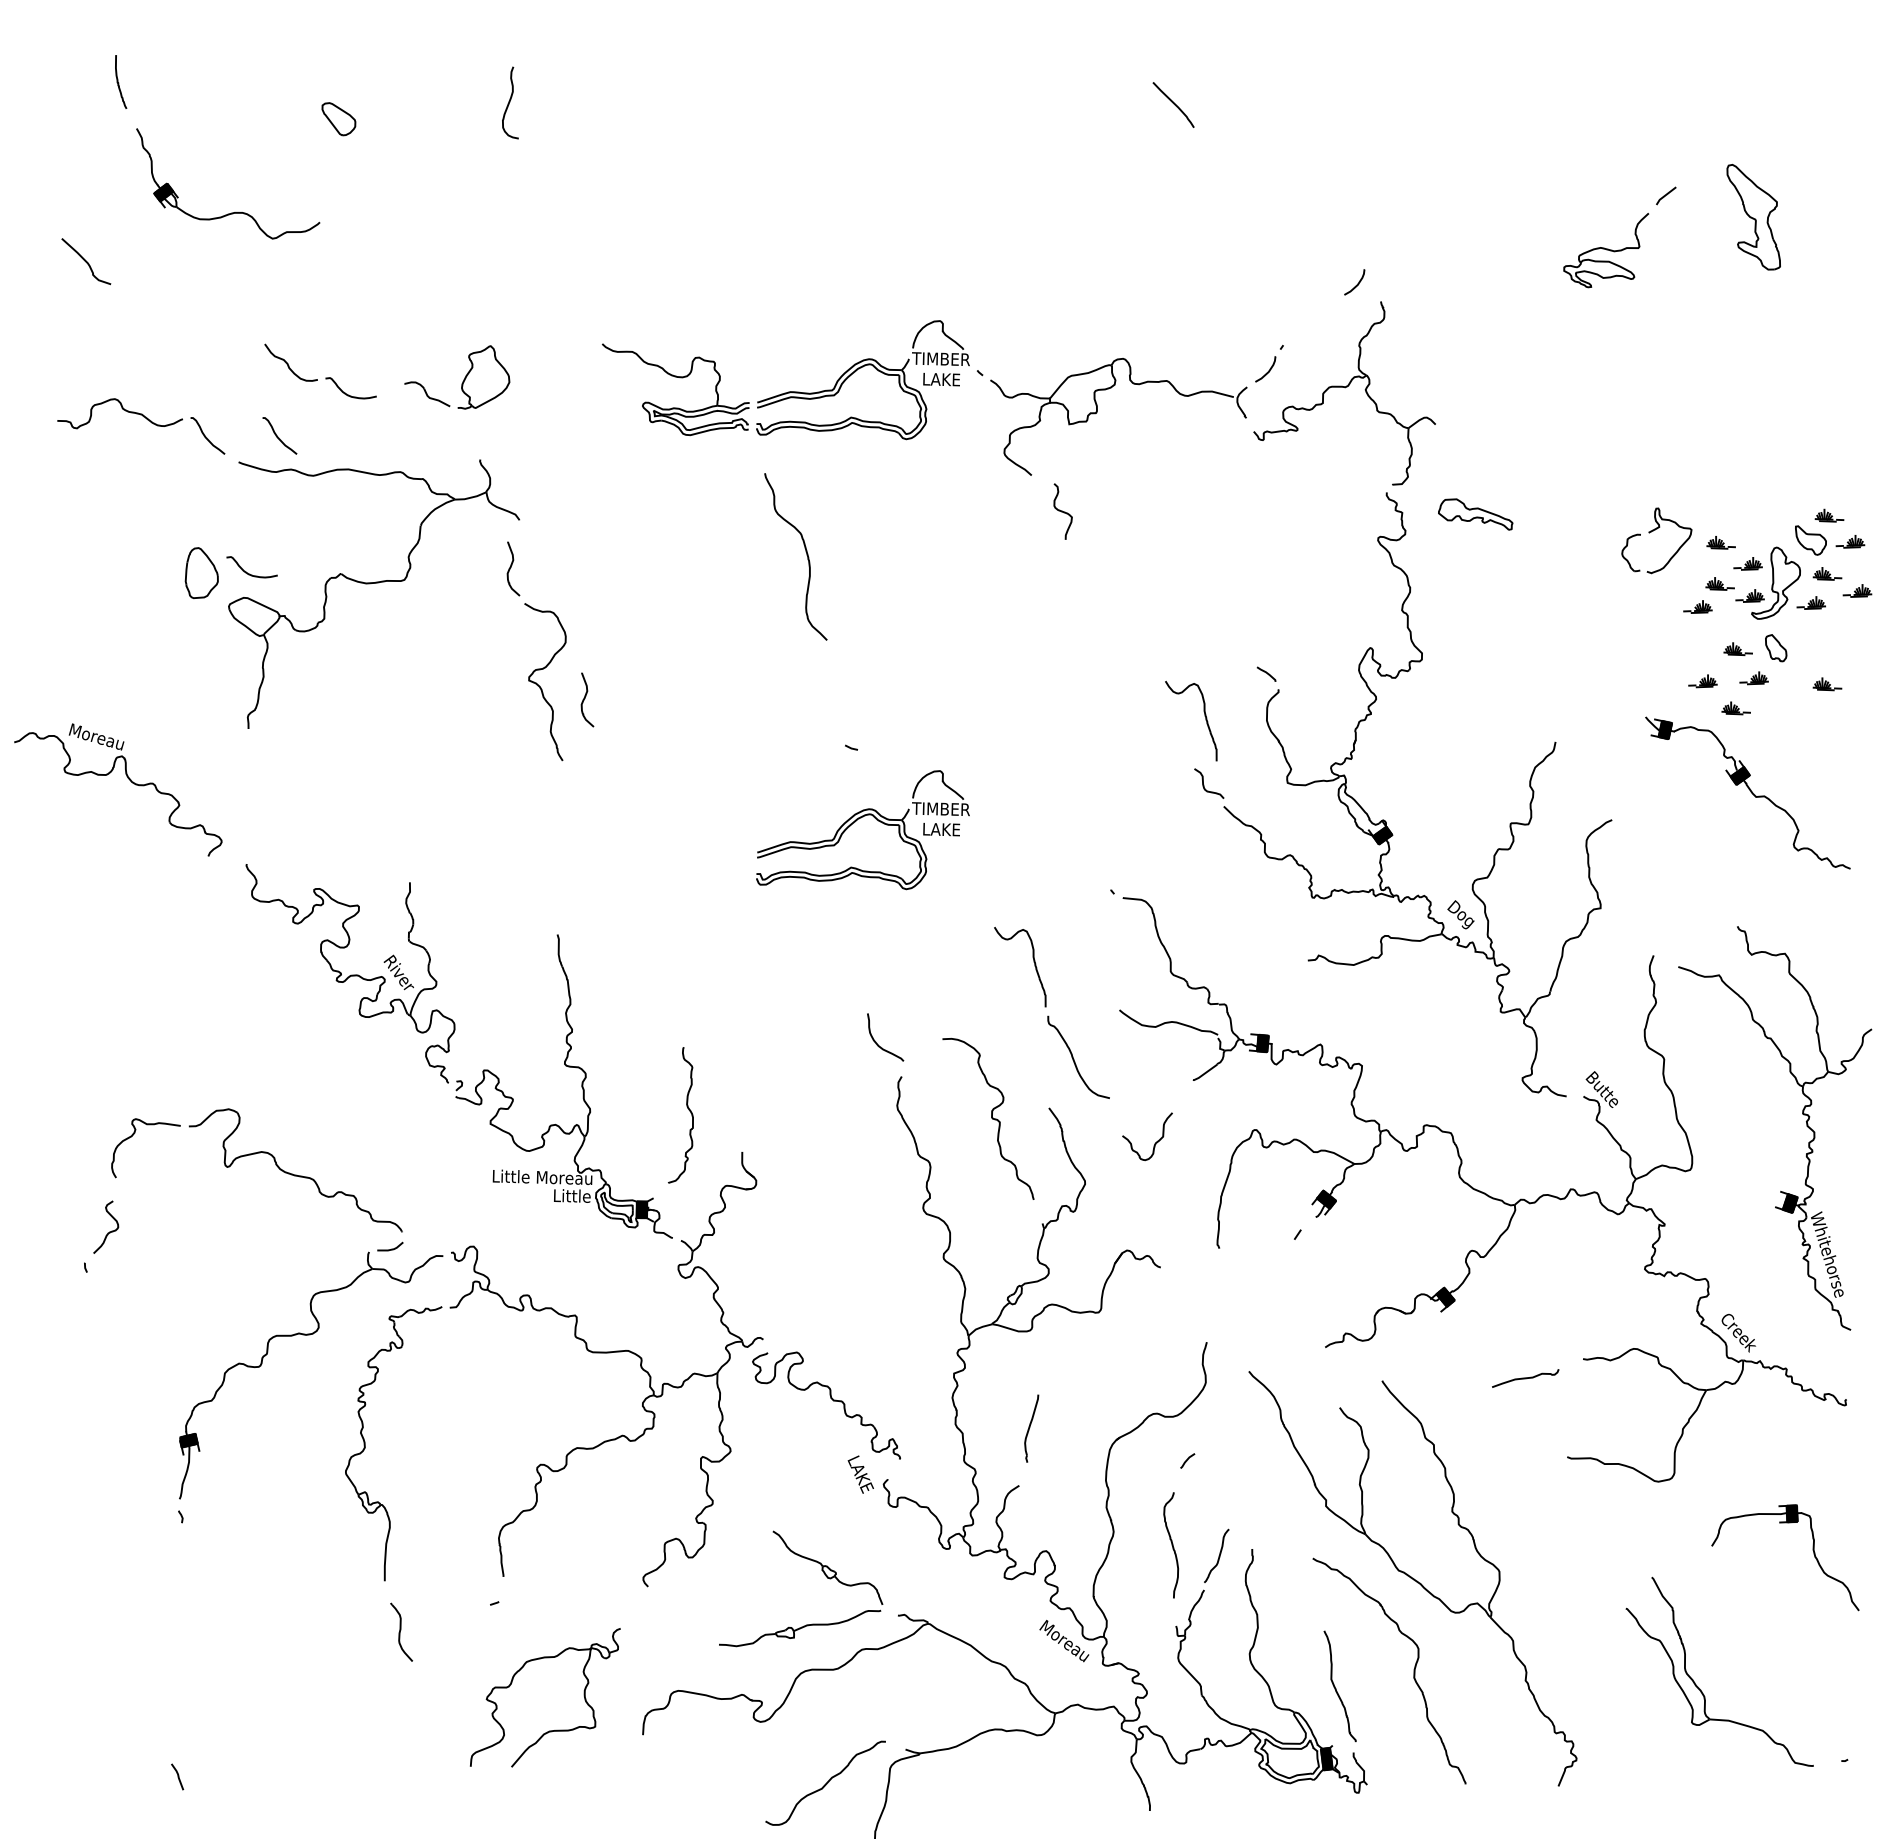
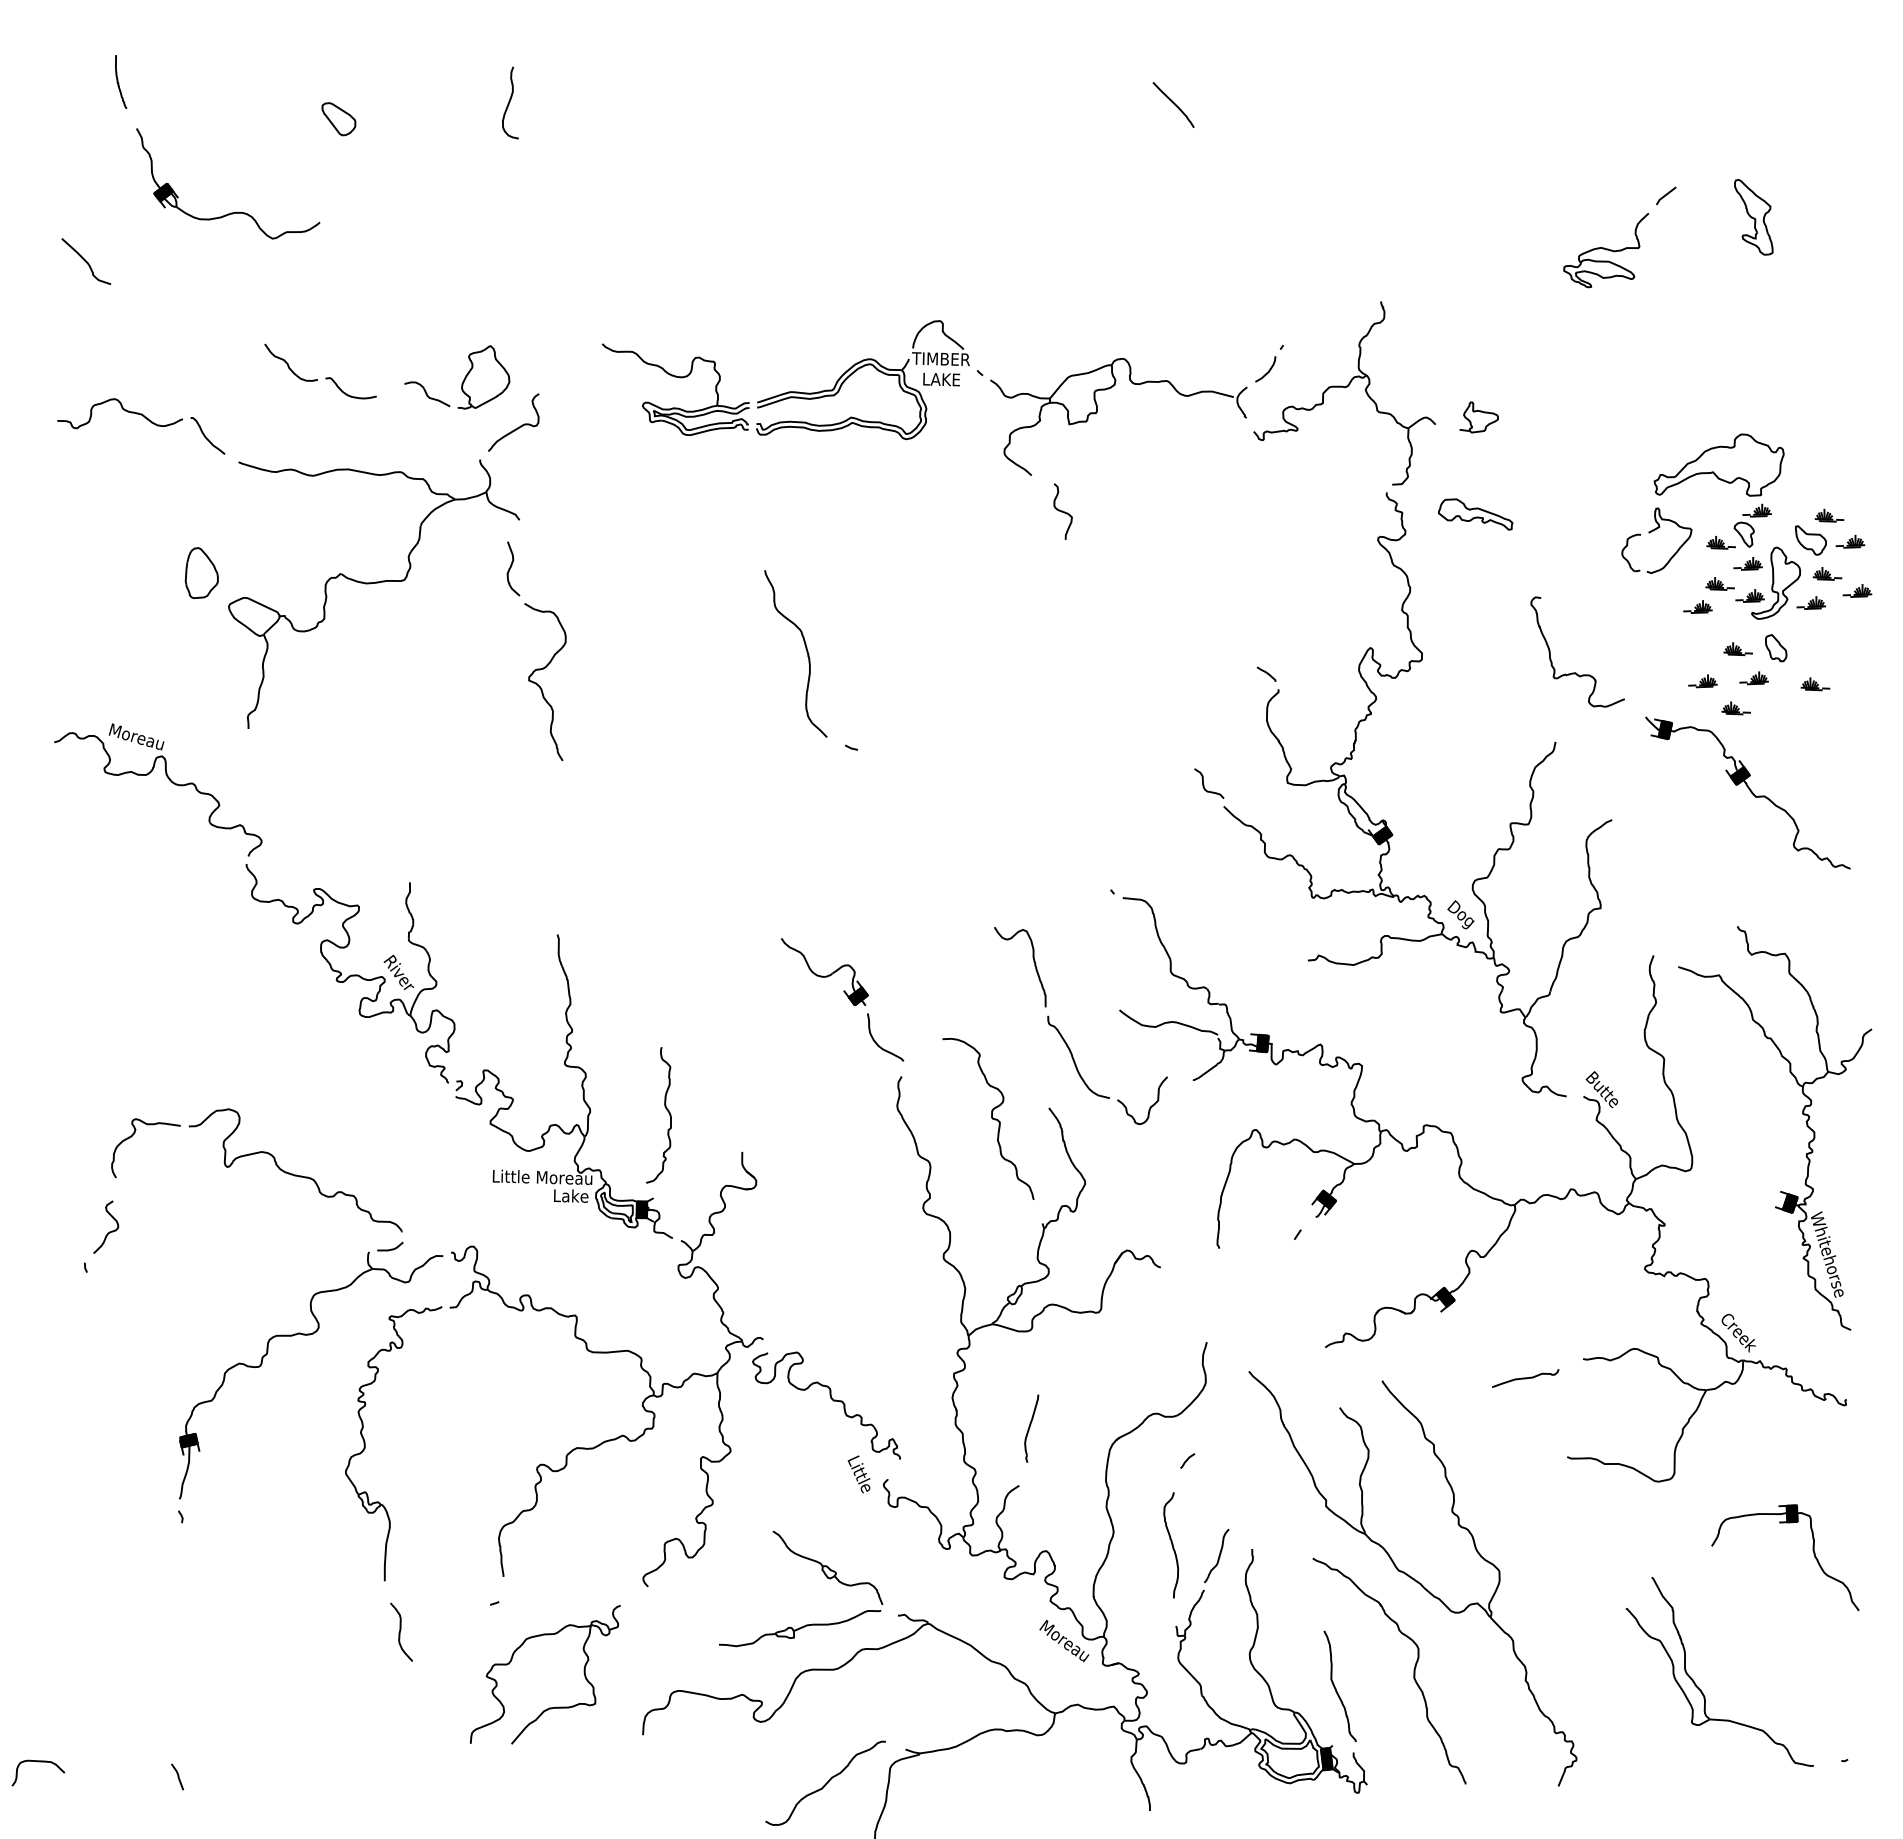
part size: 55x107 px -> 40x77 px (1753, 217)
curve: present -> none (1356, 284)
part: none -> present (1478, 417)
curve: none -> present (515, 428)
curve: present -> none (278, 436)
part: none -> present (1722, 481)
curve position: (806, 555) -> (806, 652) (806, 652)
curve: present -> none (249, 573)
curve: none -> present (1576, 672)
part position: (1827, 684) -> (1815, 684) (1815, 684)
curve: present -> none (585, 698)
part: present -> none (1204, 716)
part position: (128, 779) -> (168, 779) (168, 779)
part: present -> none (855, 822)
part: none -> present (824, 971)
part position: (688, 1110) -> (666, 1110) (666, 1110)
curve position: (1154, 1143) -> (1149, 1107) (1149, 1107)
text: Little -> Lake (576, 1195)
text: LAKE -> Little (861, 1478)
part position: (549, 1730) -> (549, 1707) (549, 1707)
curve: none -> present (38, 1762)
